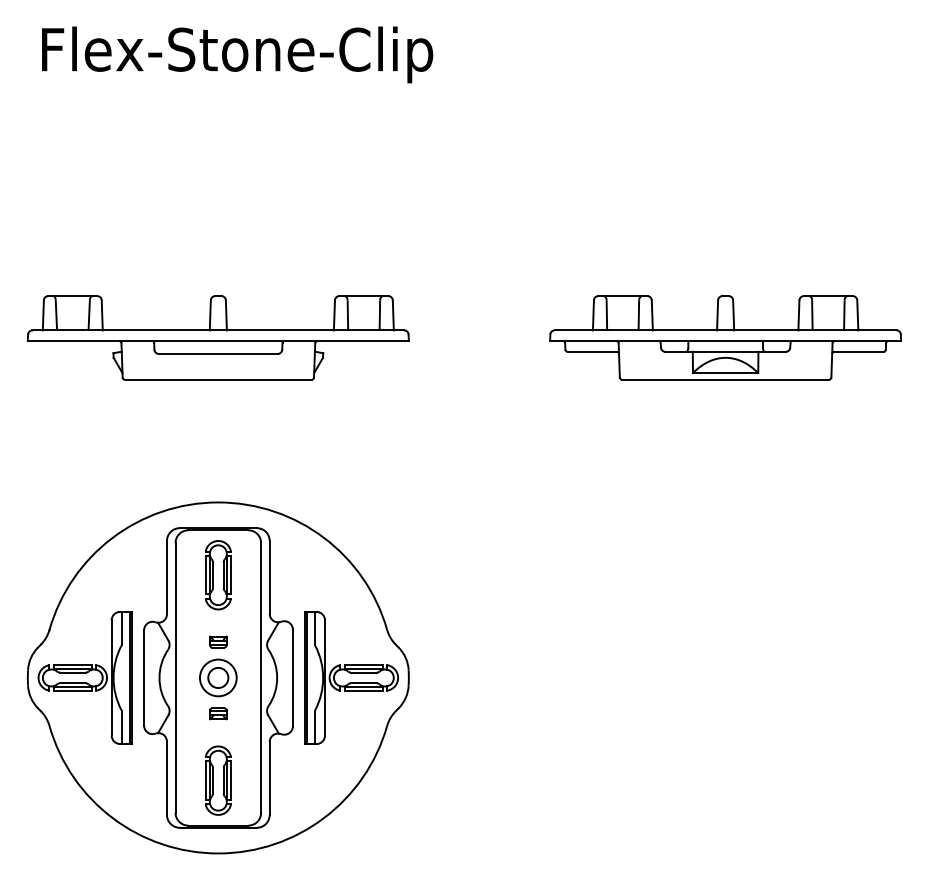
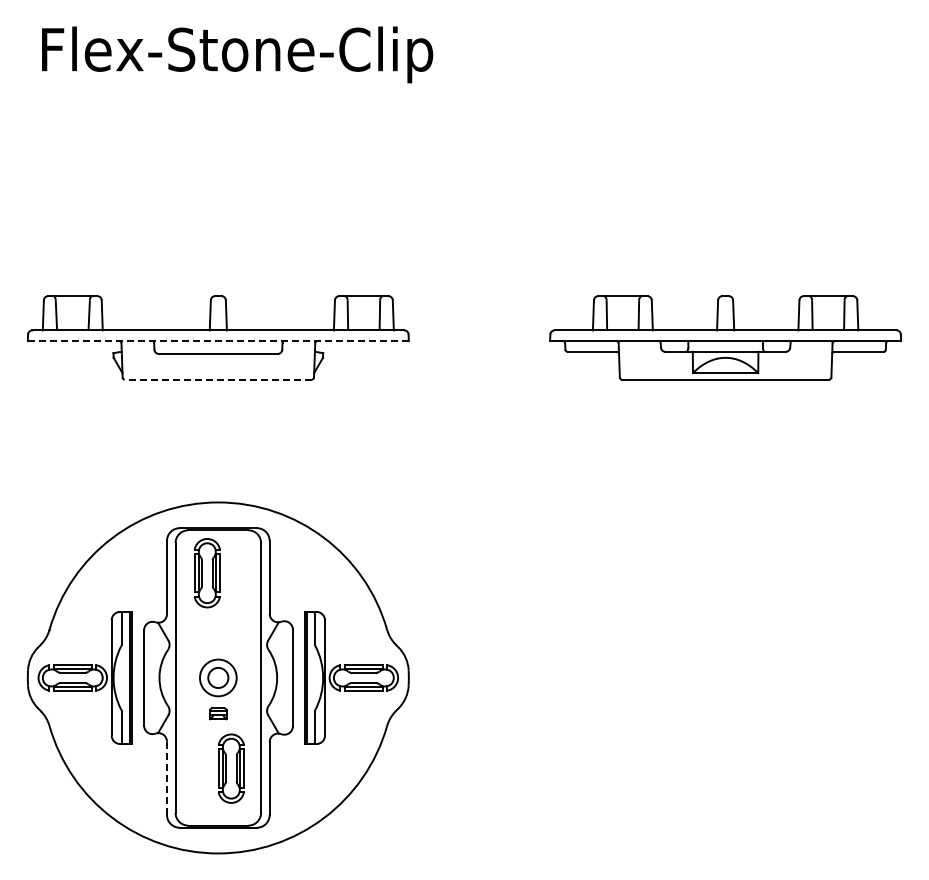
line: solid -> dashed (218, 341)
line: solid -> dashed (218, 379)
part position: (217, 575) -> (206, 573) (206, 573)
part: present -> none (218, 641)
line: solid -> dashed (166, 778)
part position: (217, 780) -> (230, 768) (230, 768)
